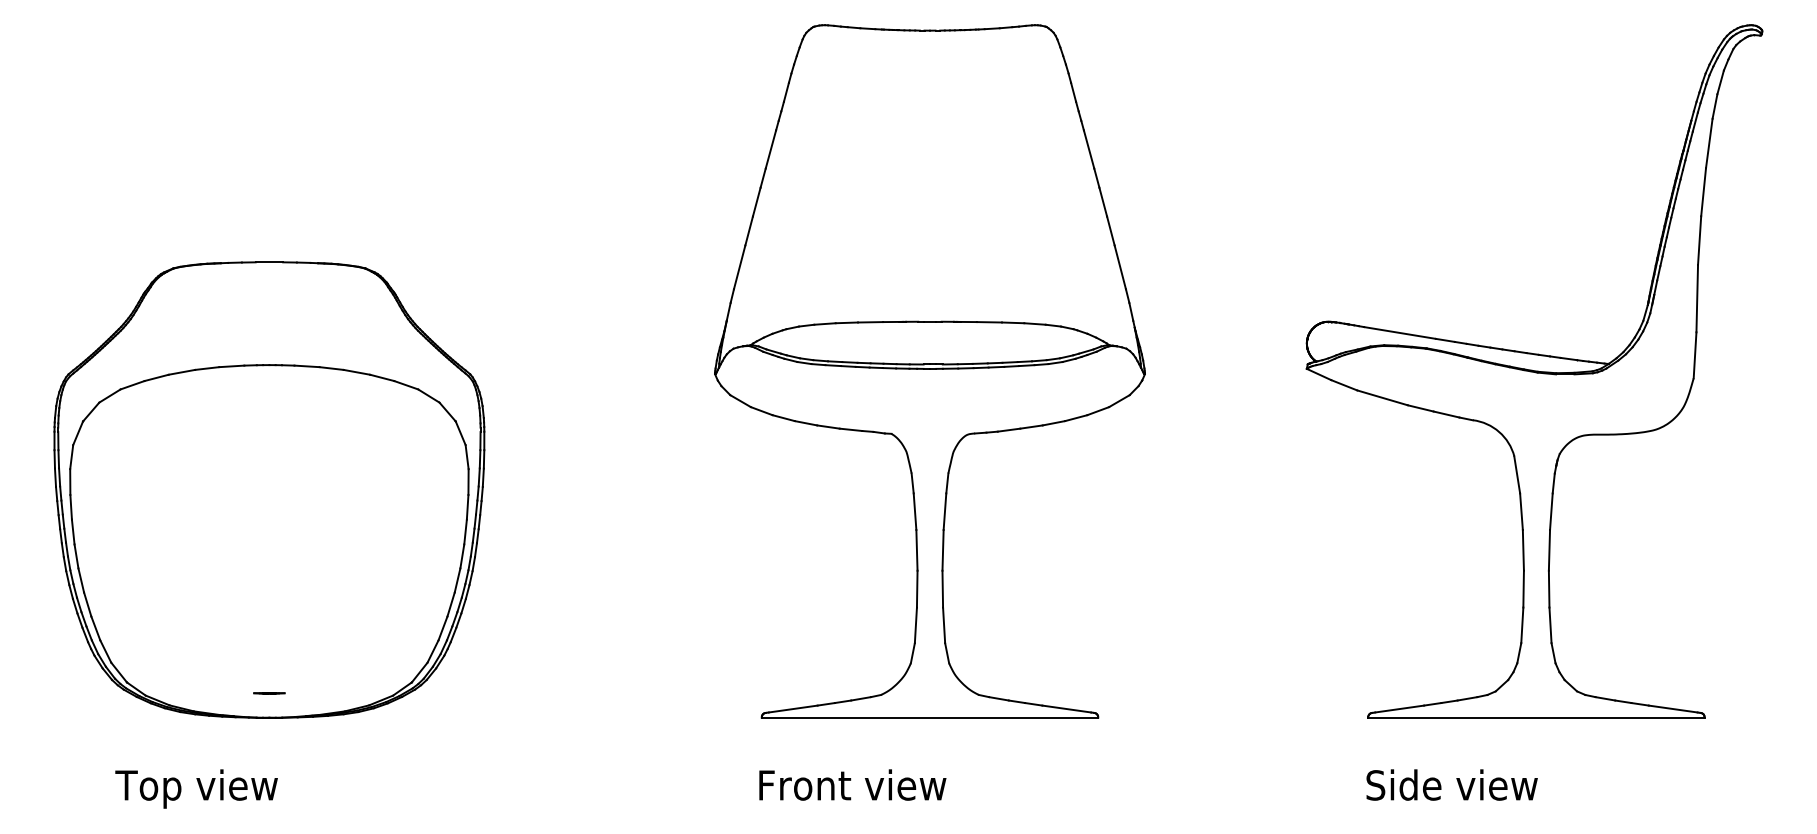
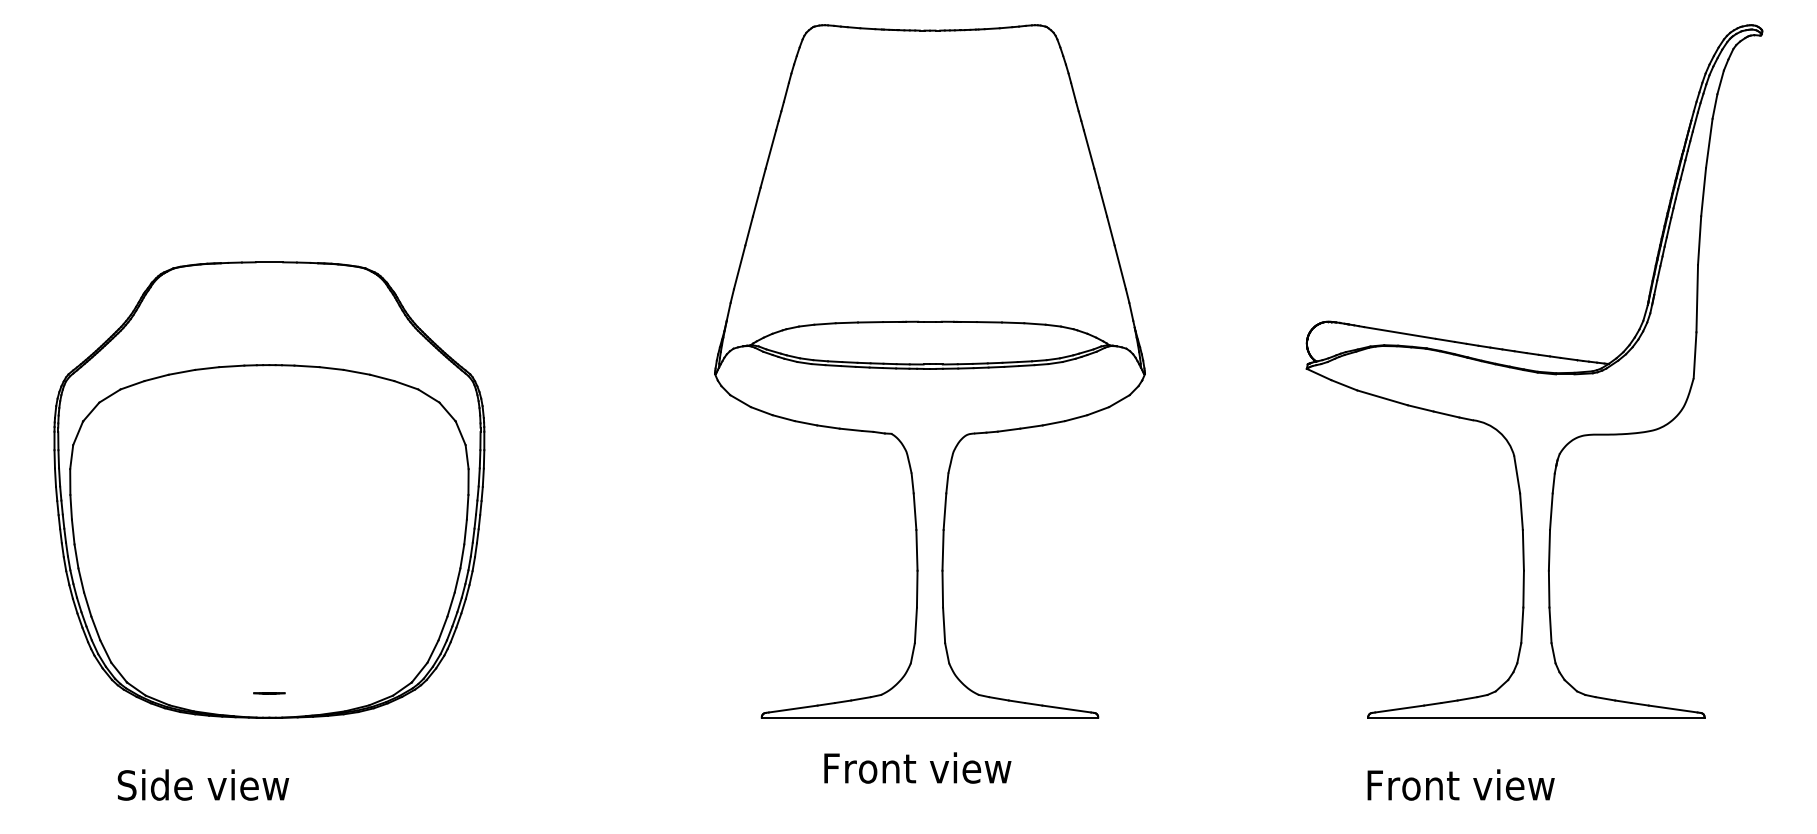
text position: (852, 784) -> (917, 767) (917, 767)
text: Side view -> Front view (1460, 784)
text: Top view -> Side view (202, 788)
